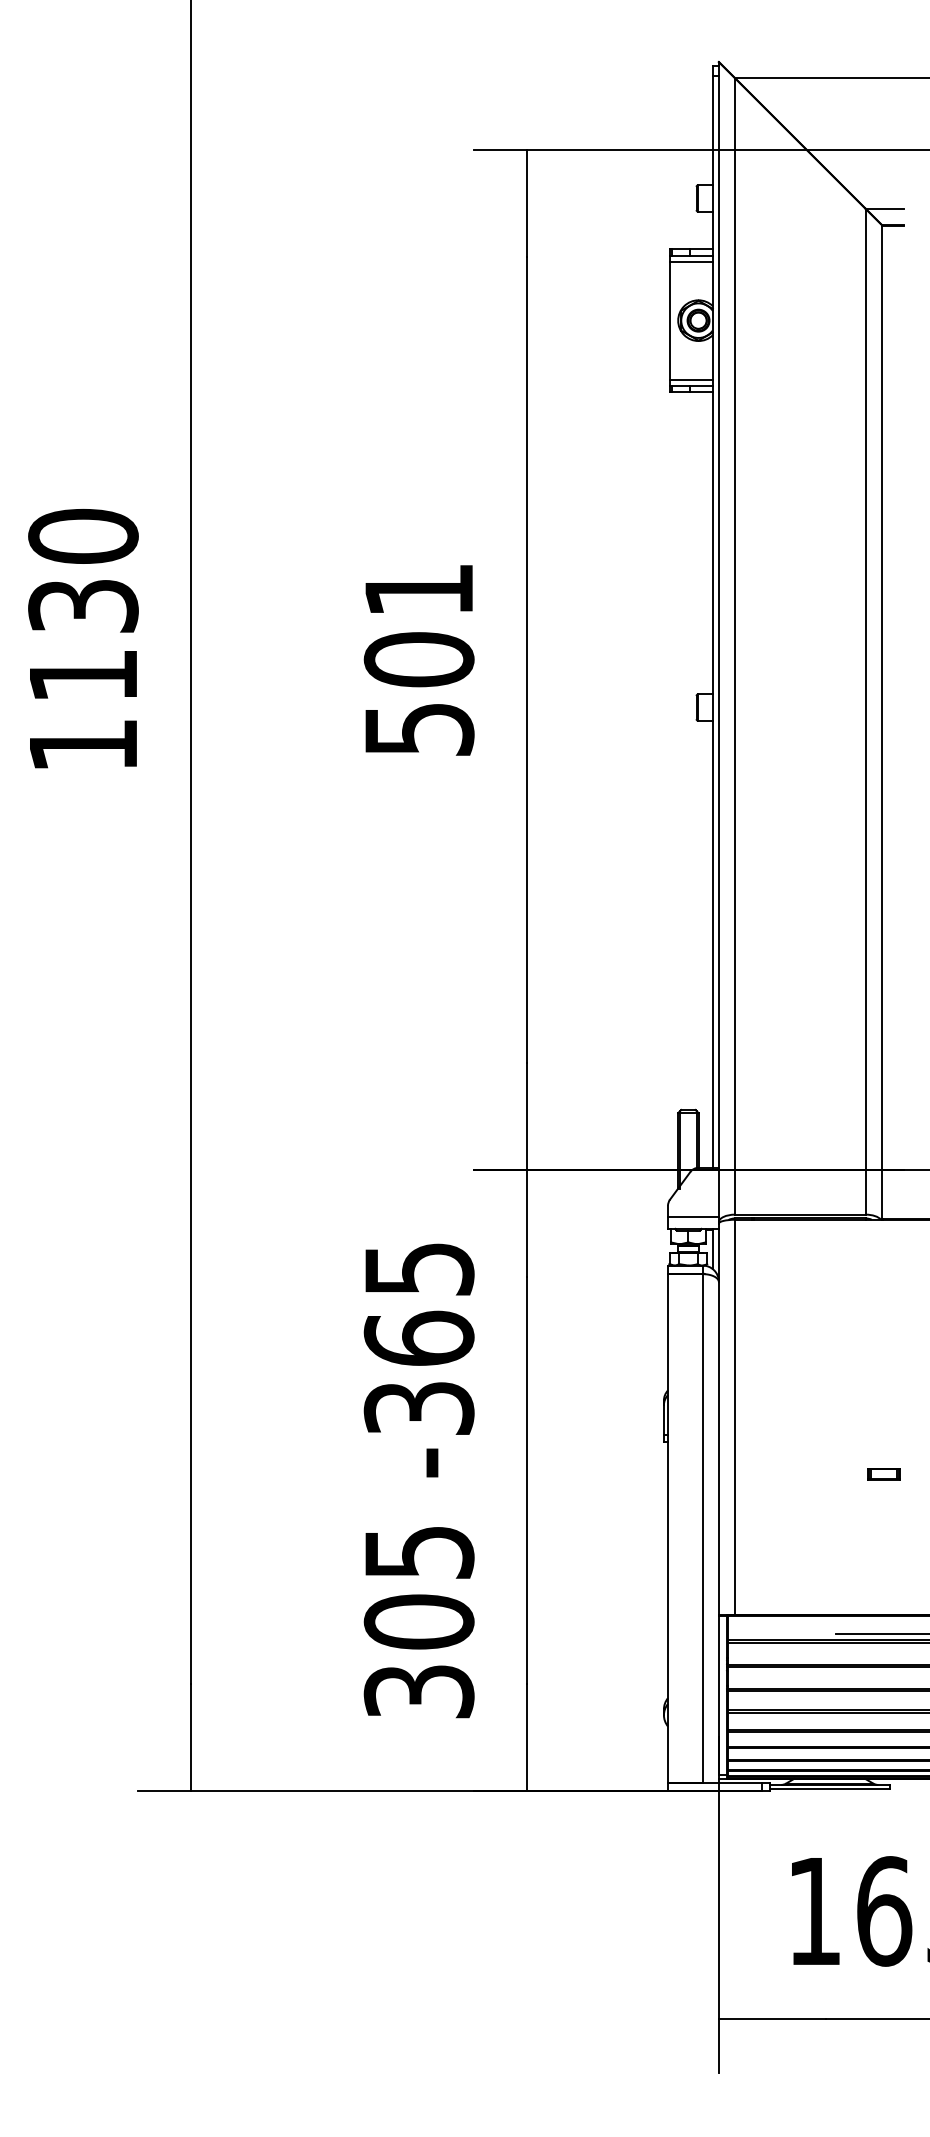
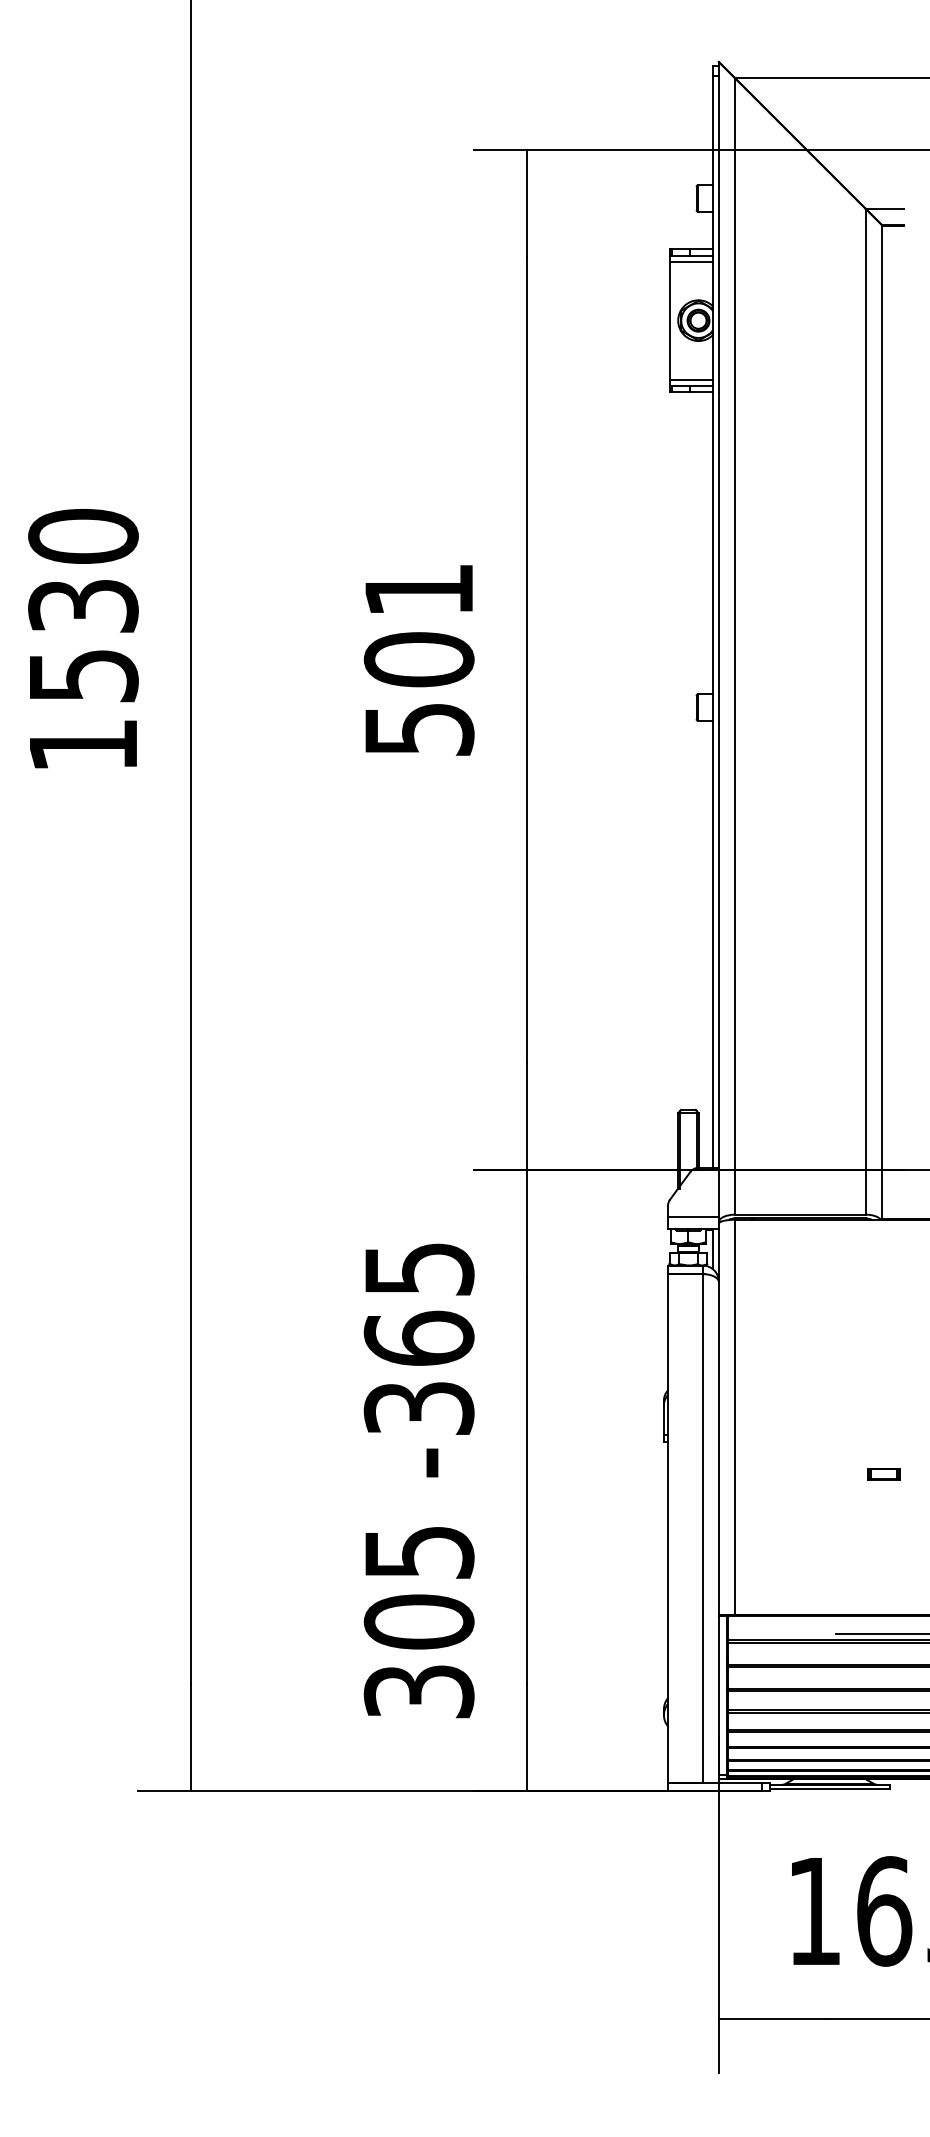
text: 1130 -> 1530 (84, 676)
